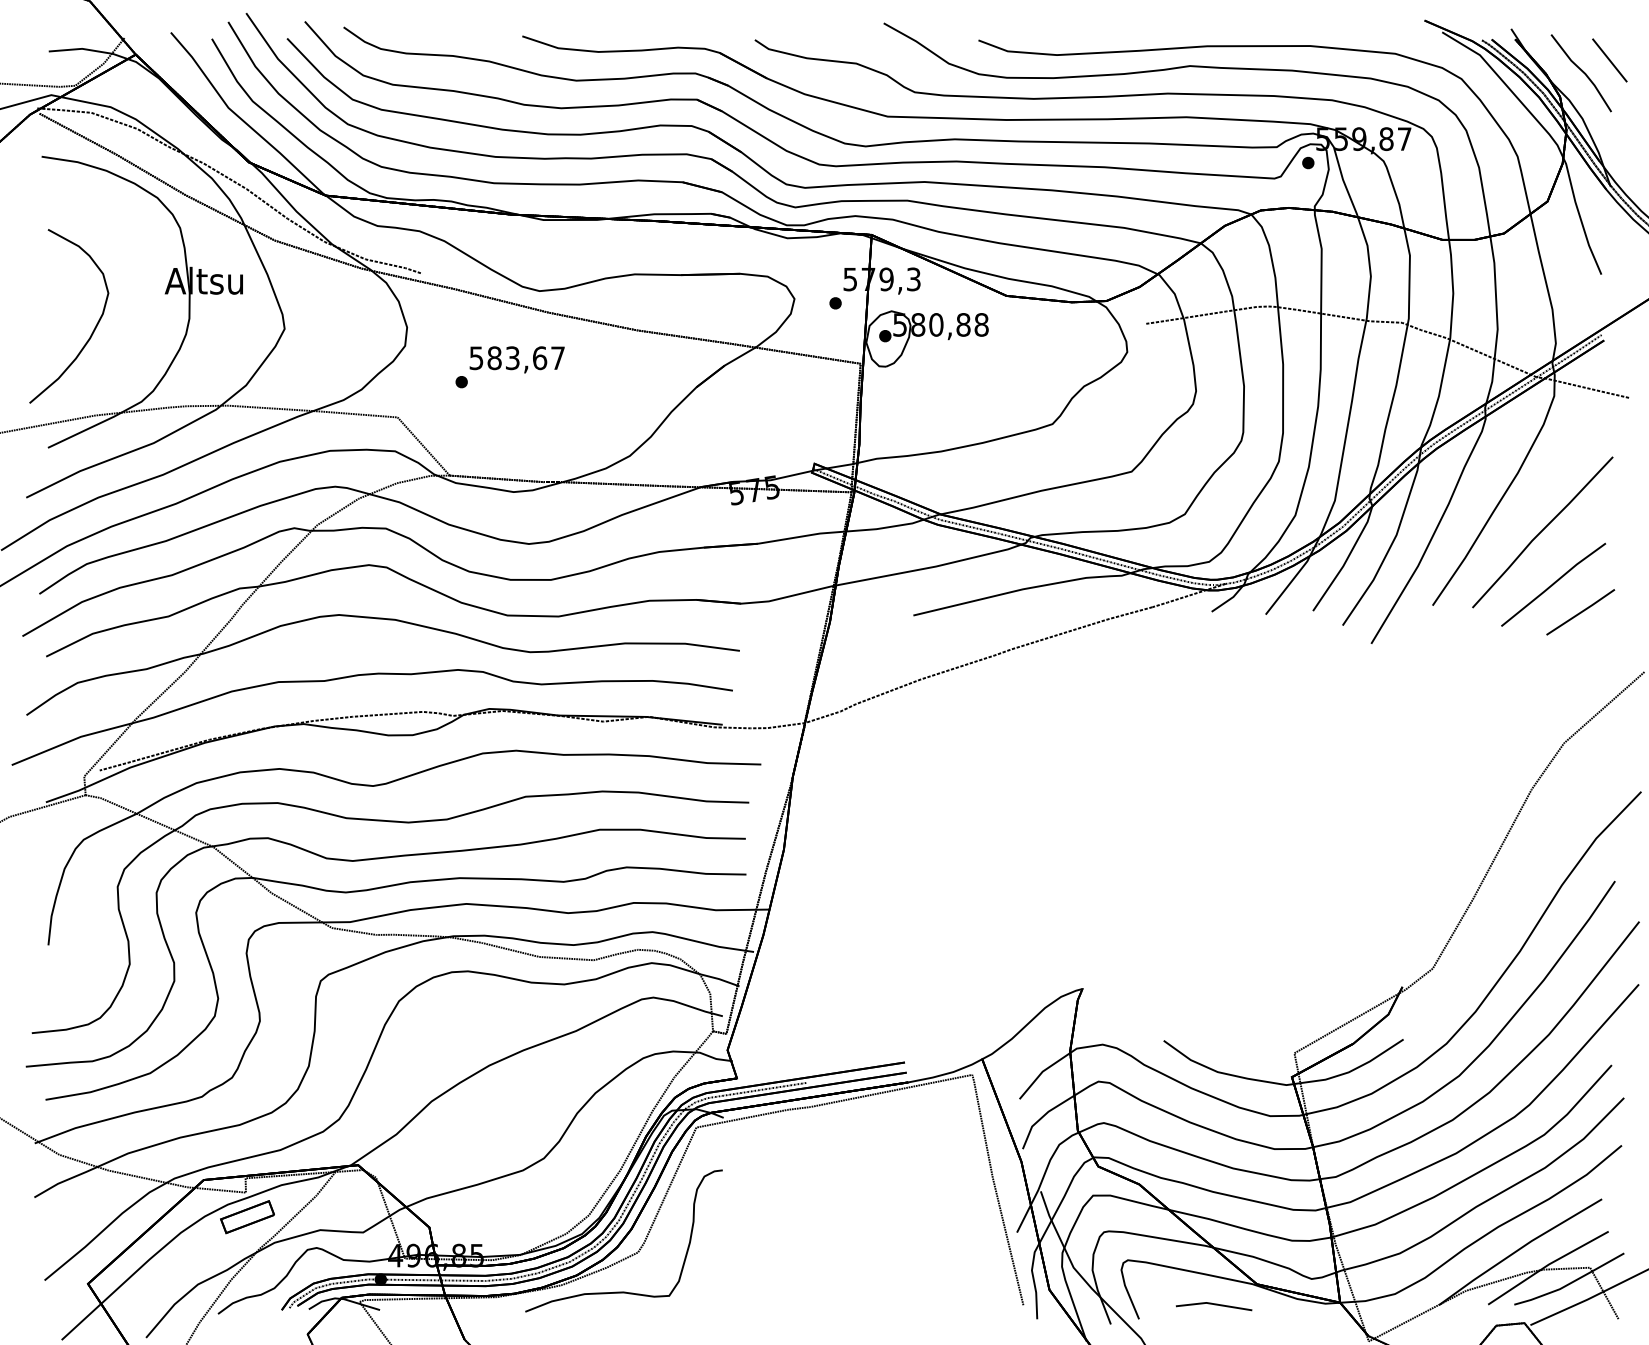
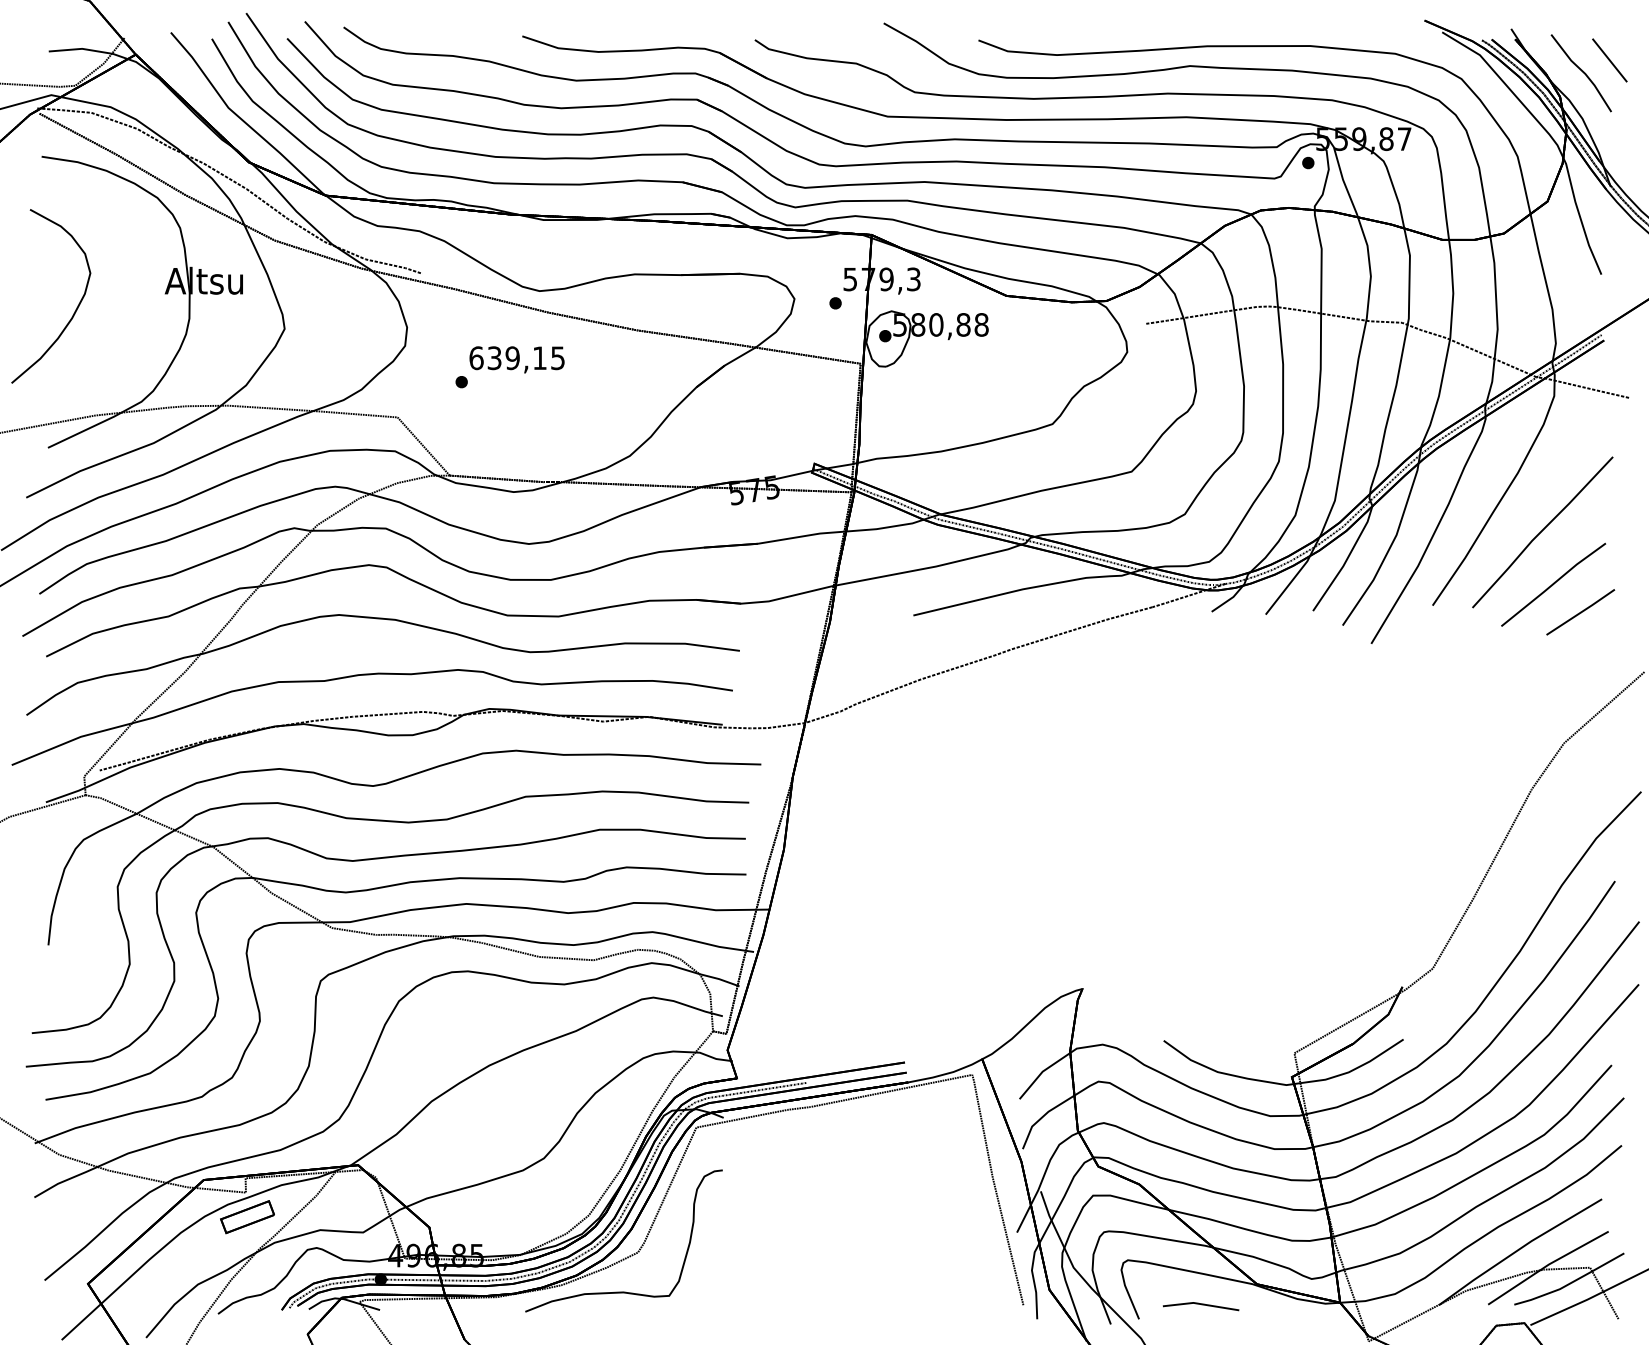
curve position: (93, 329) -> (75, 309) (75, 309)
text: 583,67 -> 639,15 (516, 358)
line position: (1214, 1305) -> (1201, 1305) (1201, 1305)
